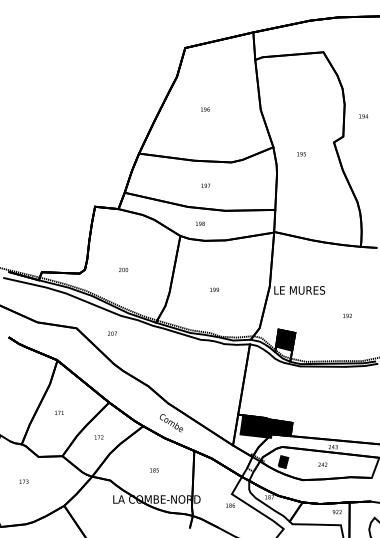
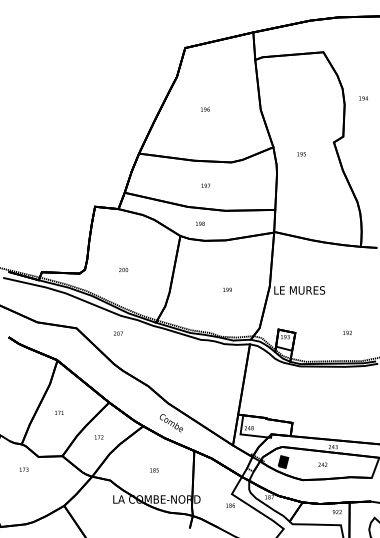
text position: (363, 116) -> (363, 98) (363, 98)
text position: (214, 289) -> (227, 289) (227, 289)
text position: (347, 315) -> (347, 332) (347, 332)
text position: (112, 333) -> (118, 333) (118, 333)
fill: present -> none (285, 339)
fill: present -> none (266, 426)
text position: (24, 481) -> (24, 469) (24, 469)
